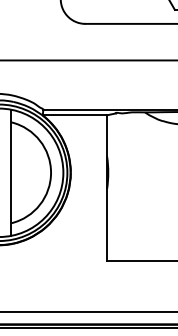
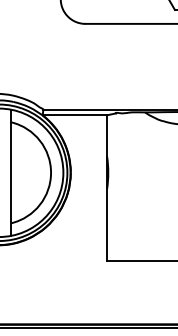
line: present -> none (88, 60)
line: present -> none (88, 311)
